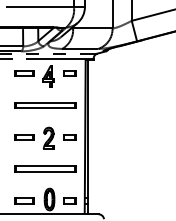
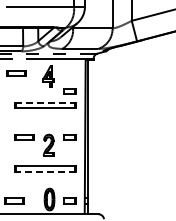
part position: (24, 73) -> (16, 73) (16, 73)
part position: (69, 73) -> (69, 91) (69, 91)
line: solid -> dashed (45, 102)
part position: (48, 137) -> (48, 144) (48, 144)
line: solid -> dashed (45, 171)
part position: (24, 200) -> (14, 200) (14, 200)
